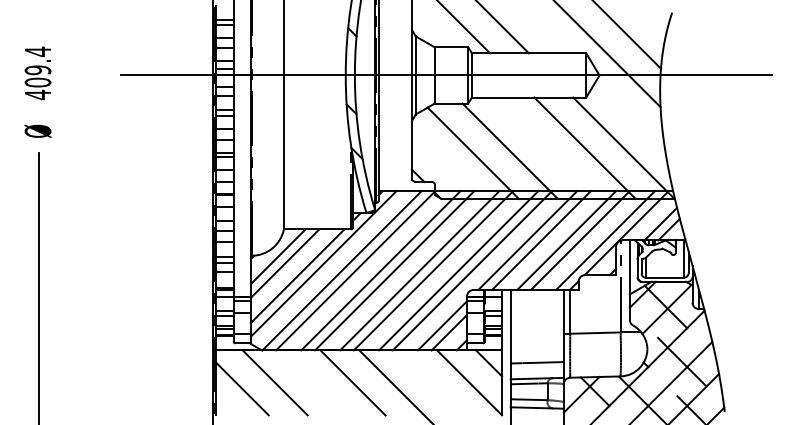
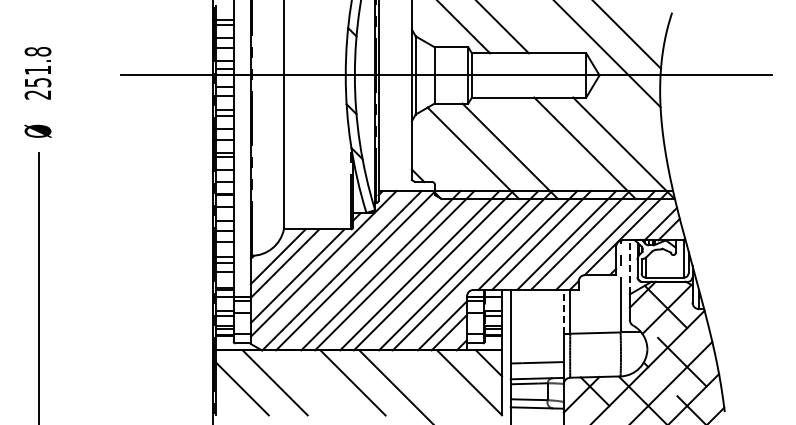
text: 409.4 -> 251.8 (37, 73)
line: solid -> dashed (629, 267)
line: solid -> dashed (563, 311)
